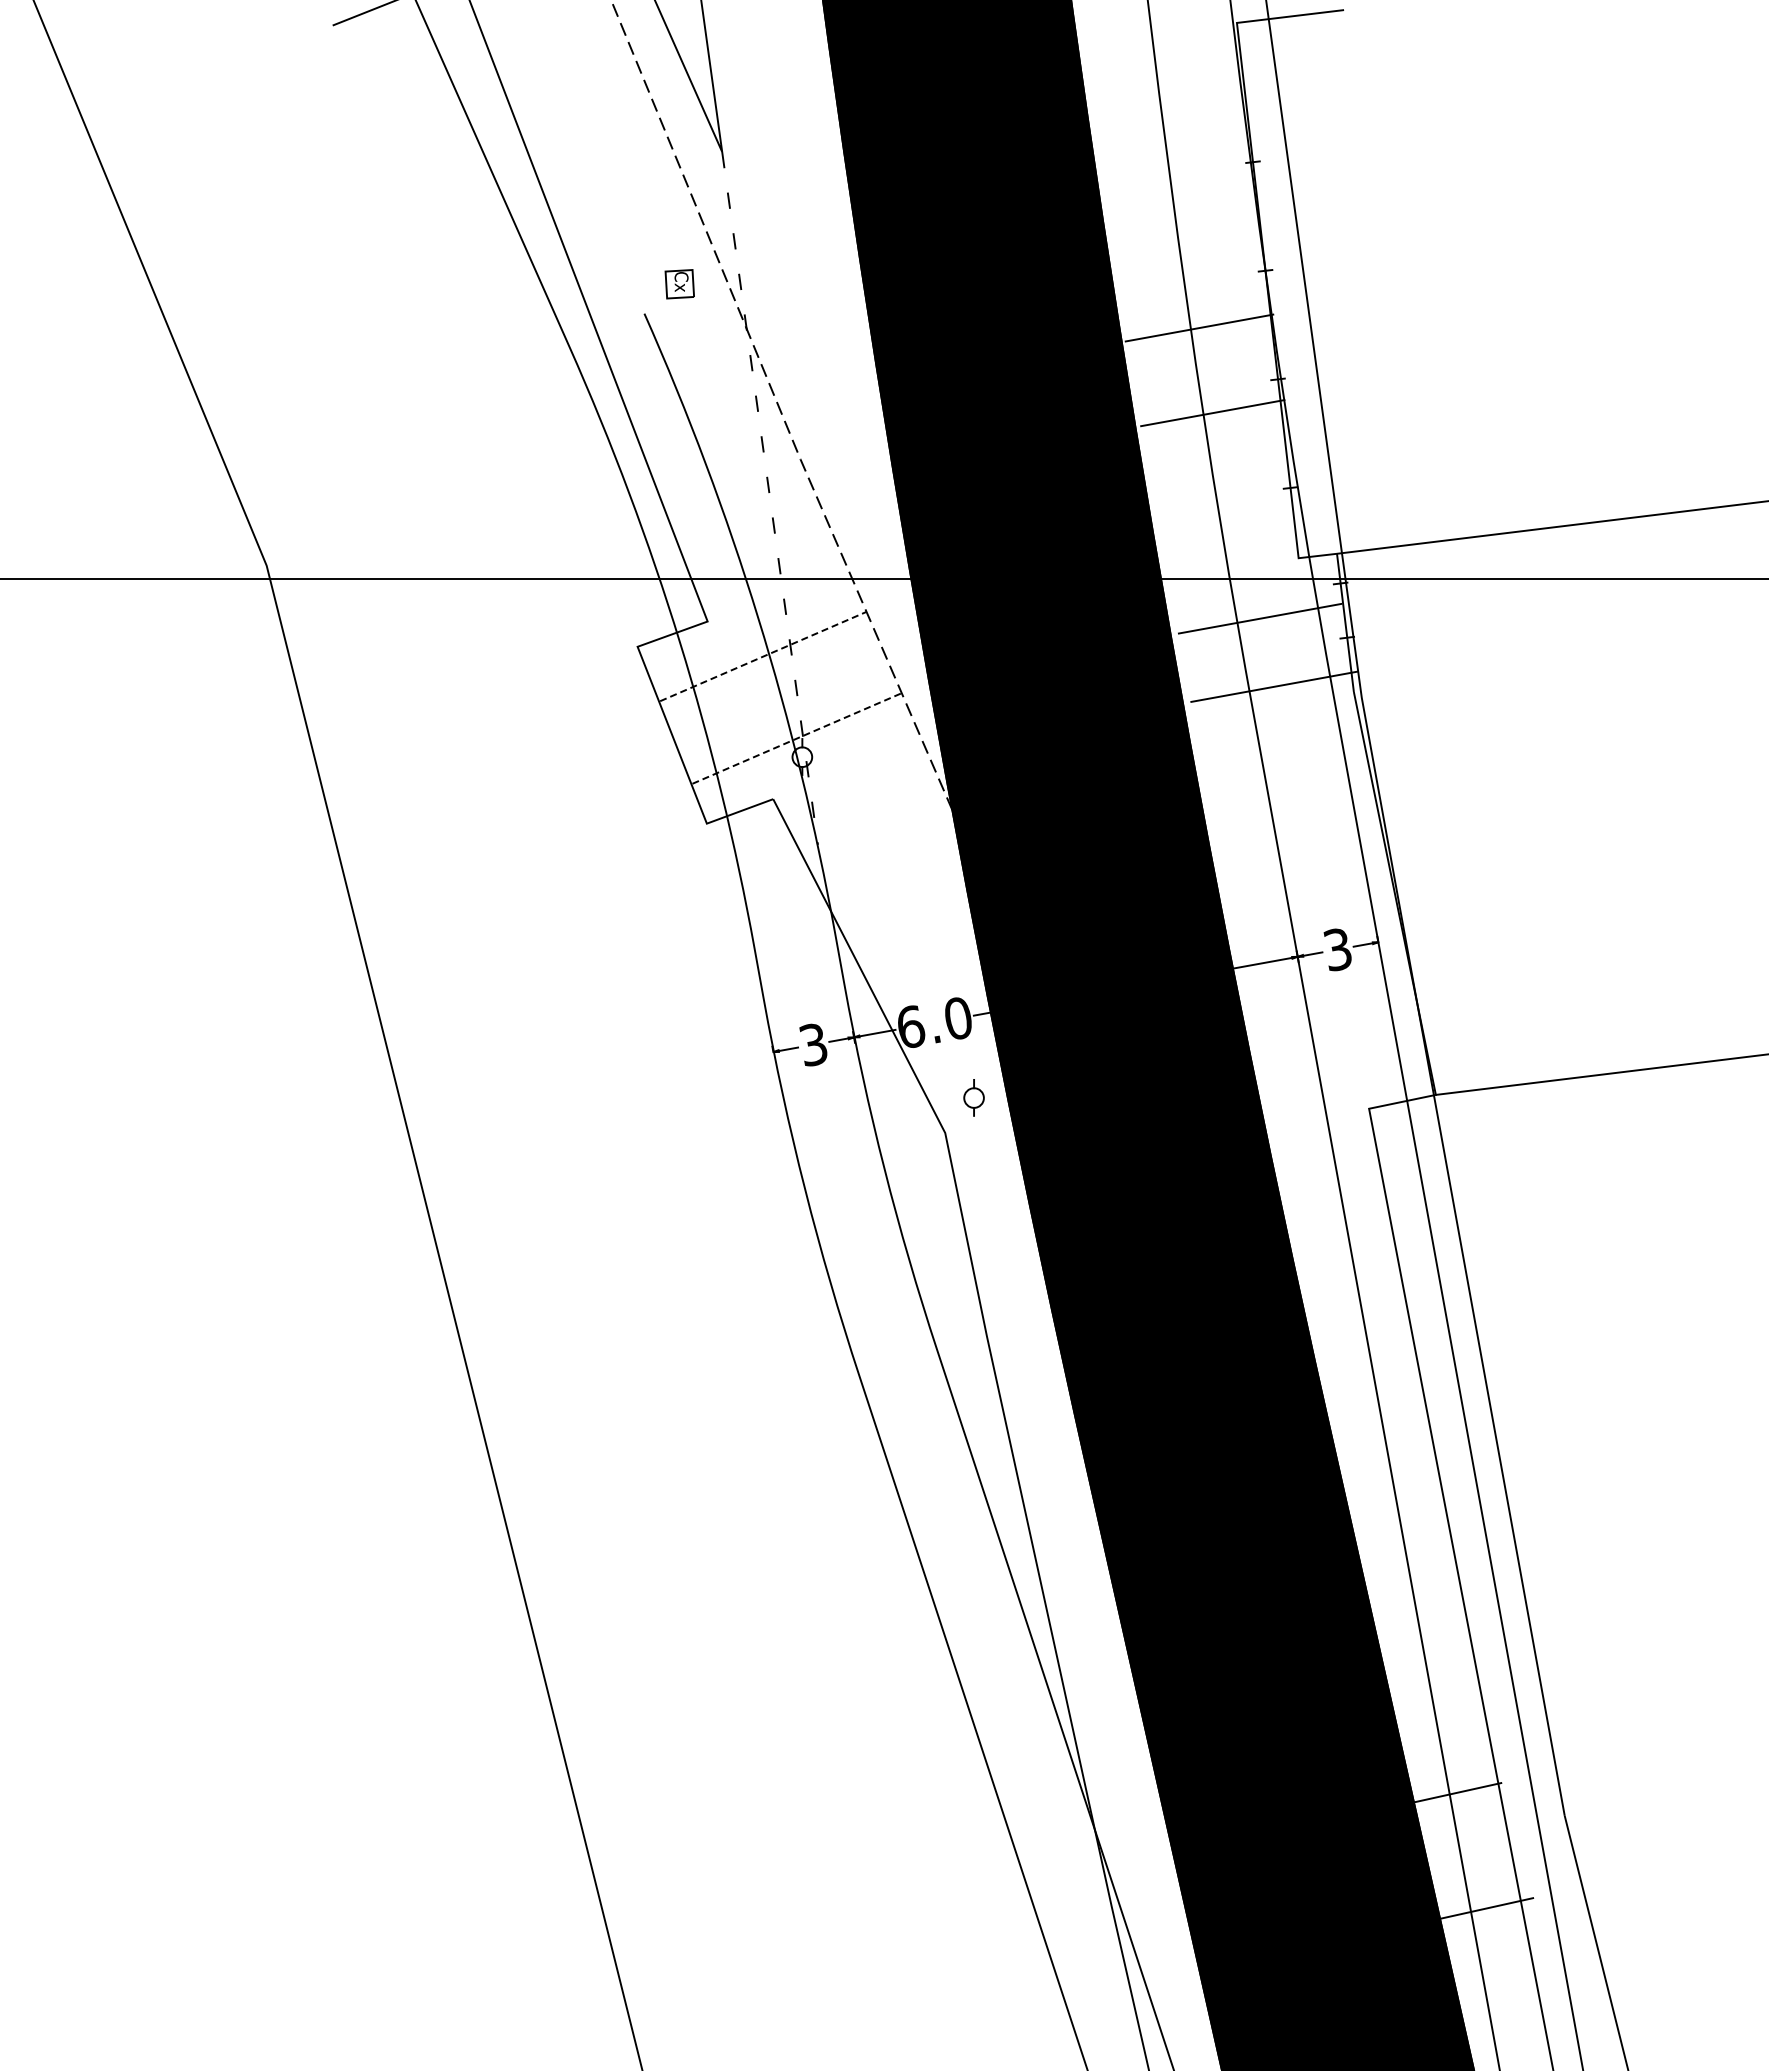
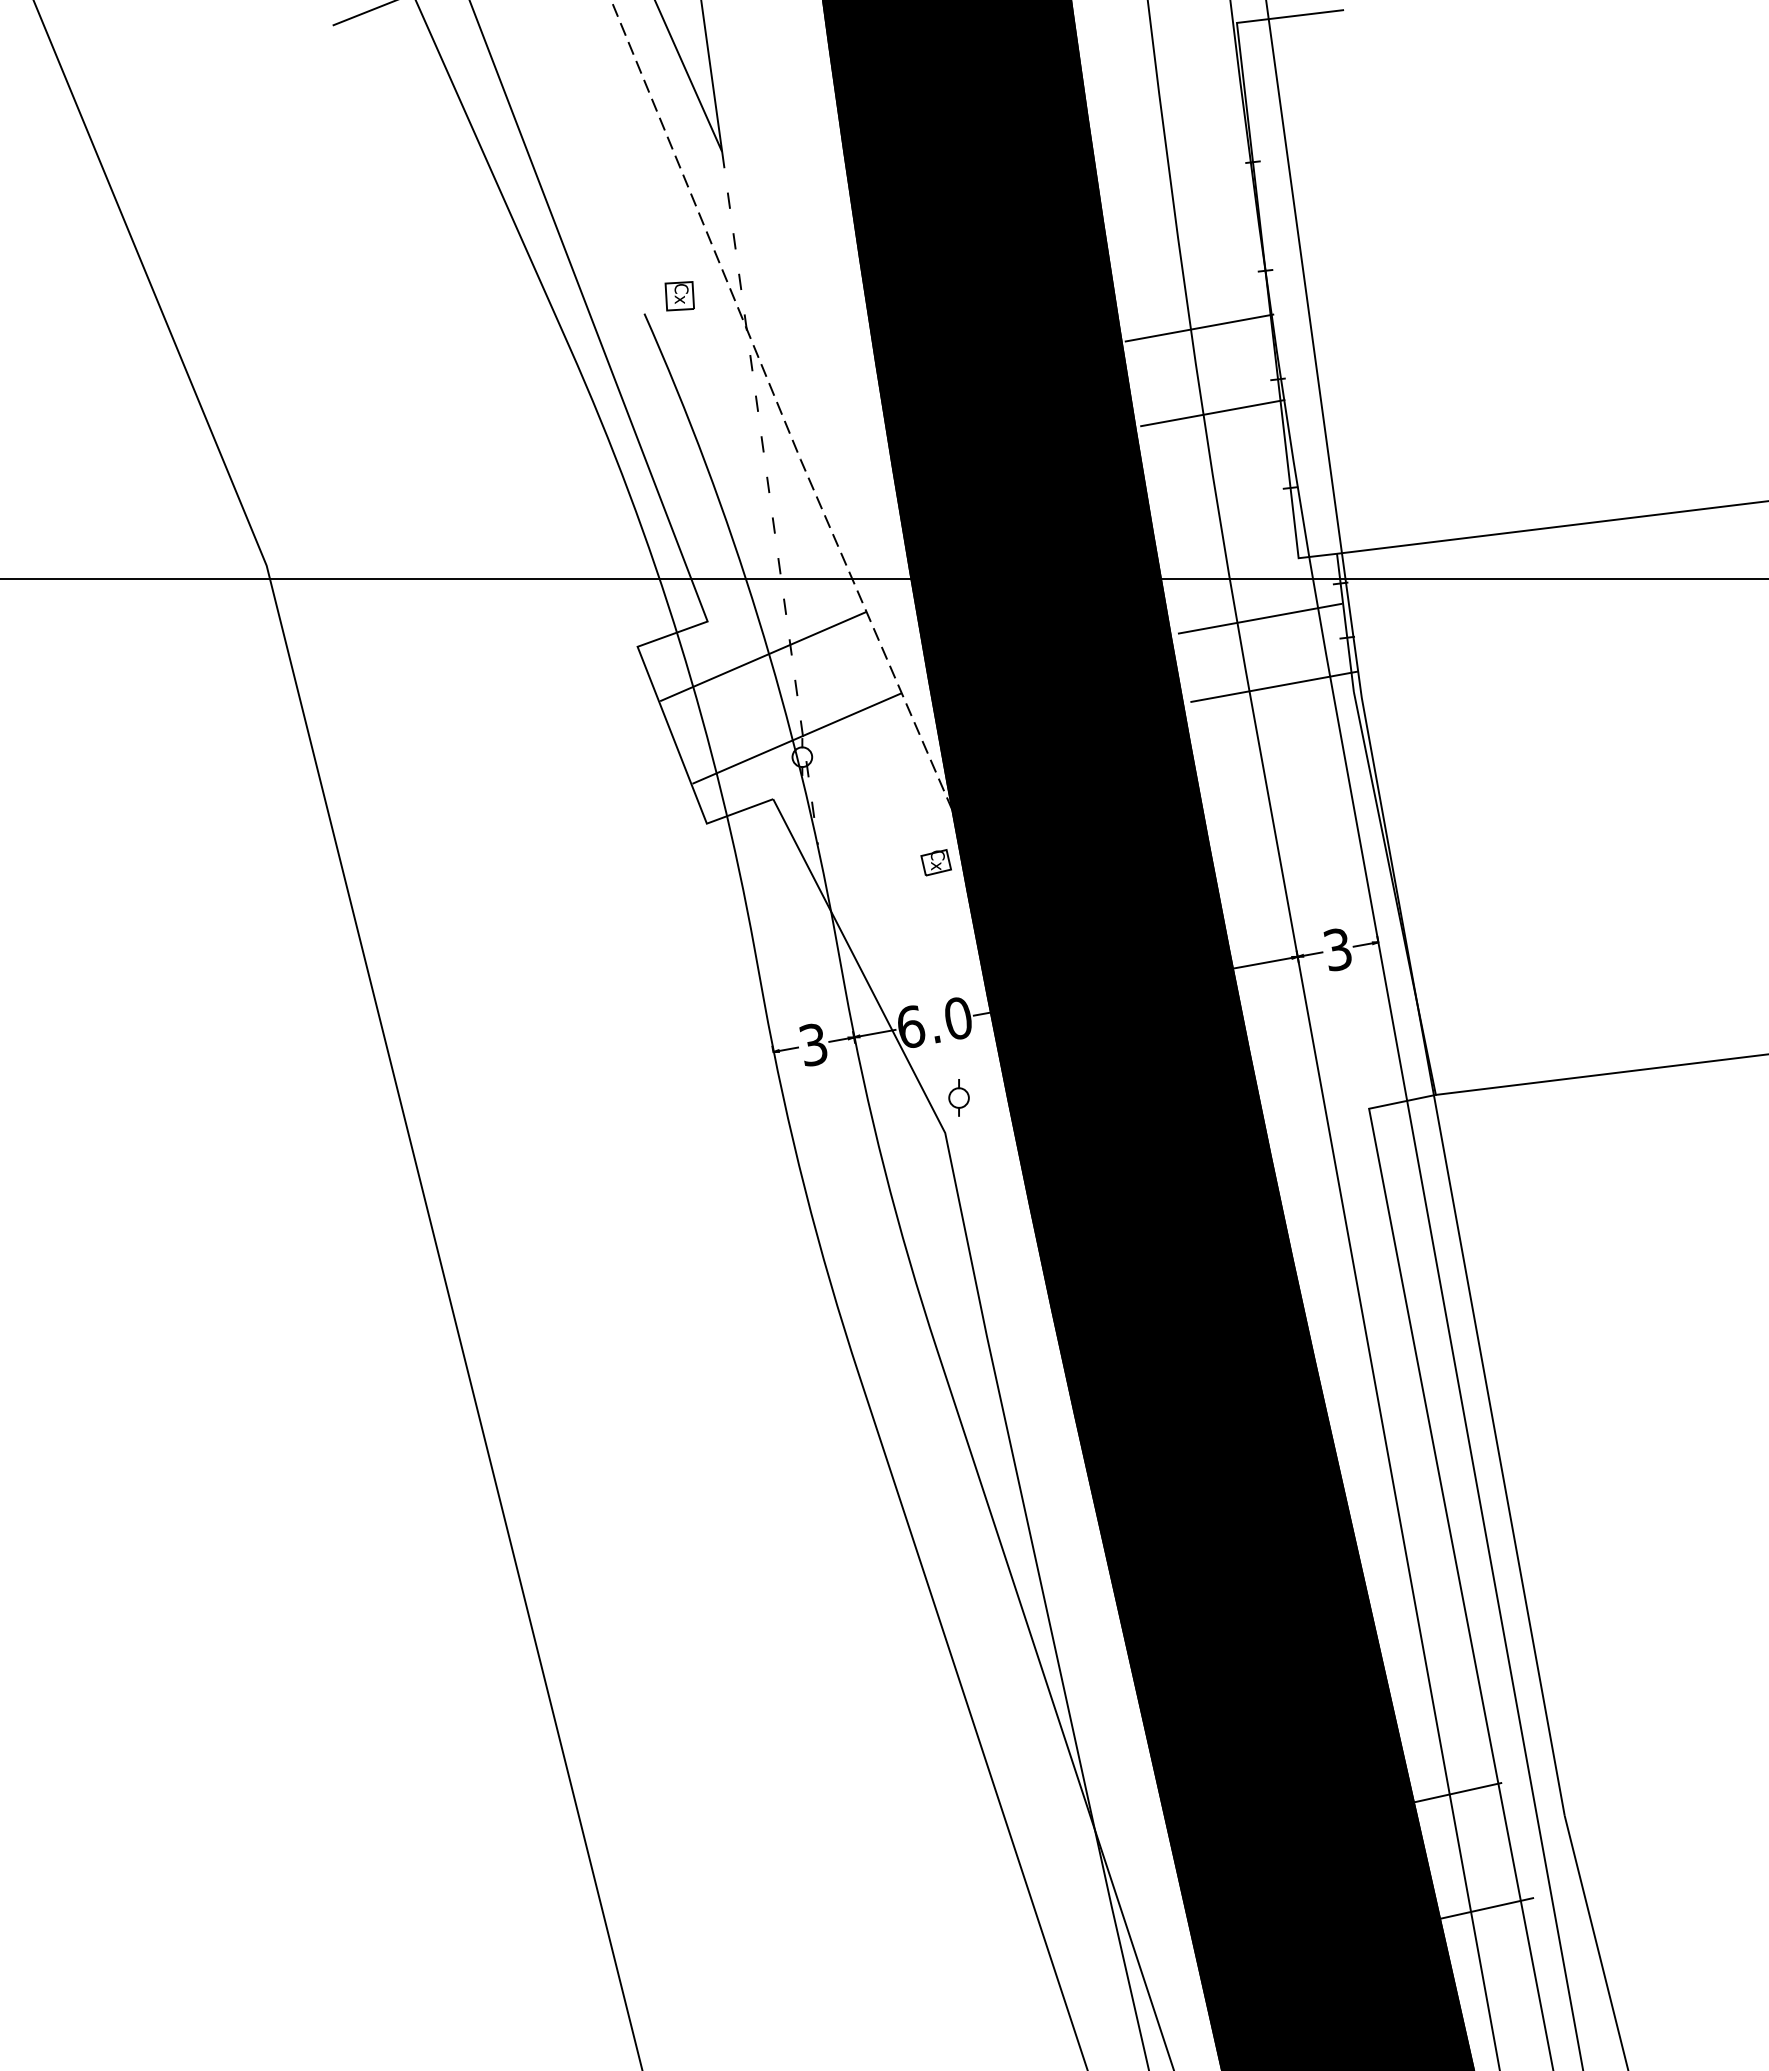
part position: (679, 284) -> (679, 296) (679, 296)
line: dashed -> solid (763, 656)
line: dashed -> solid (797, 738)
part: none -> present (935, 862)
part position: (973, 1097) -> (958, 1097) (958, 1097)
